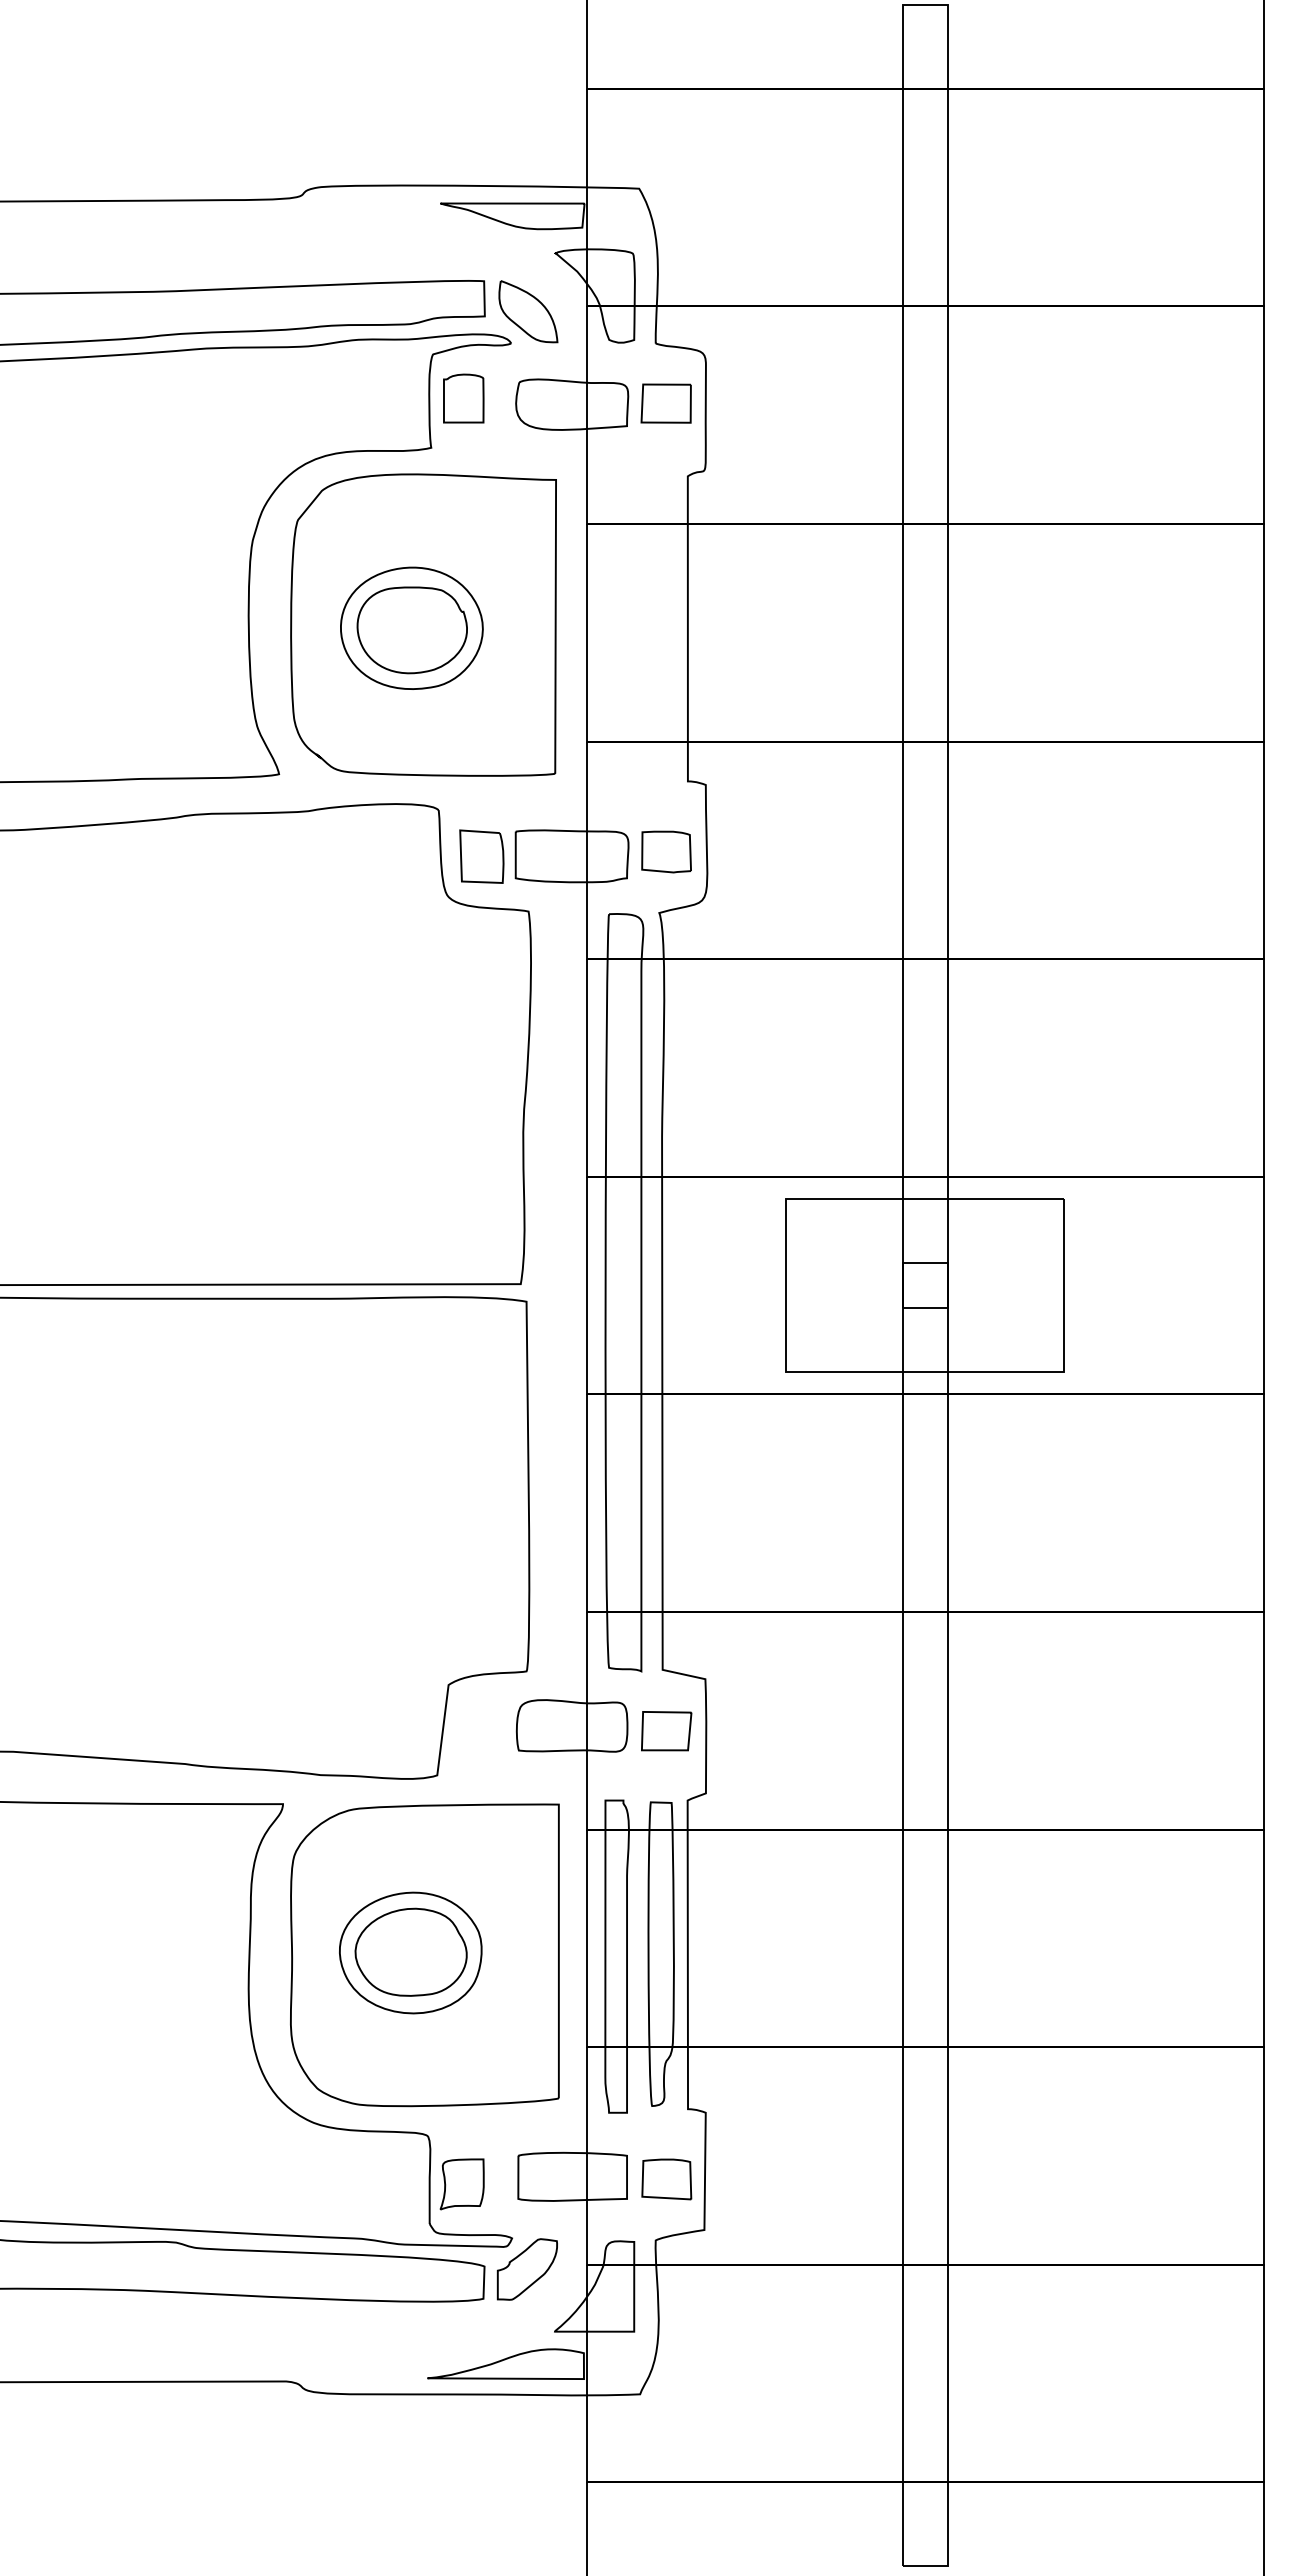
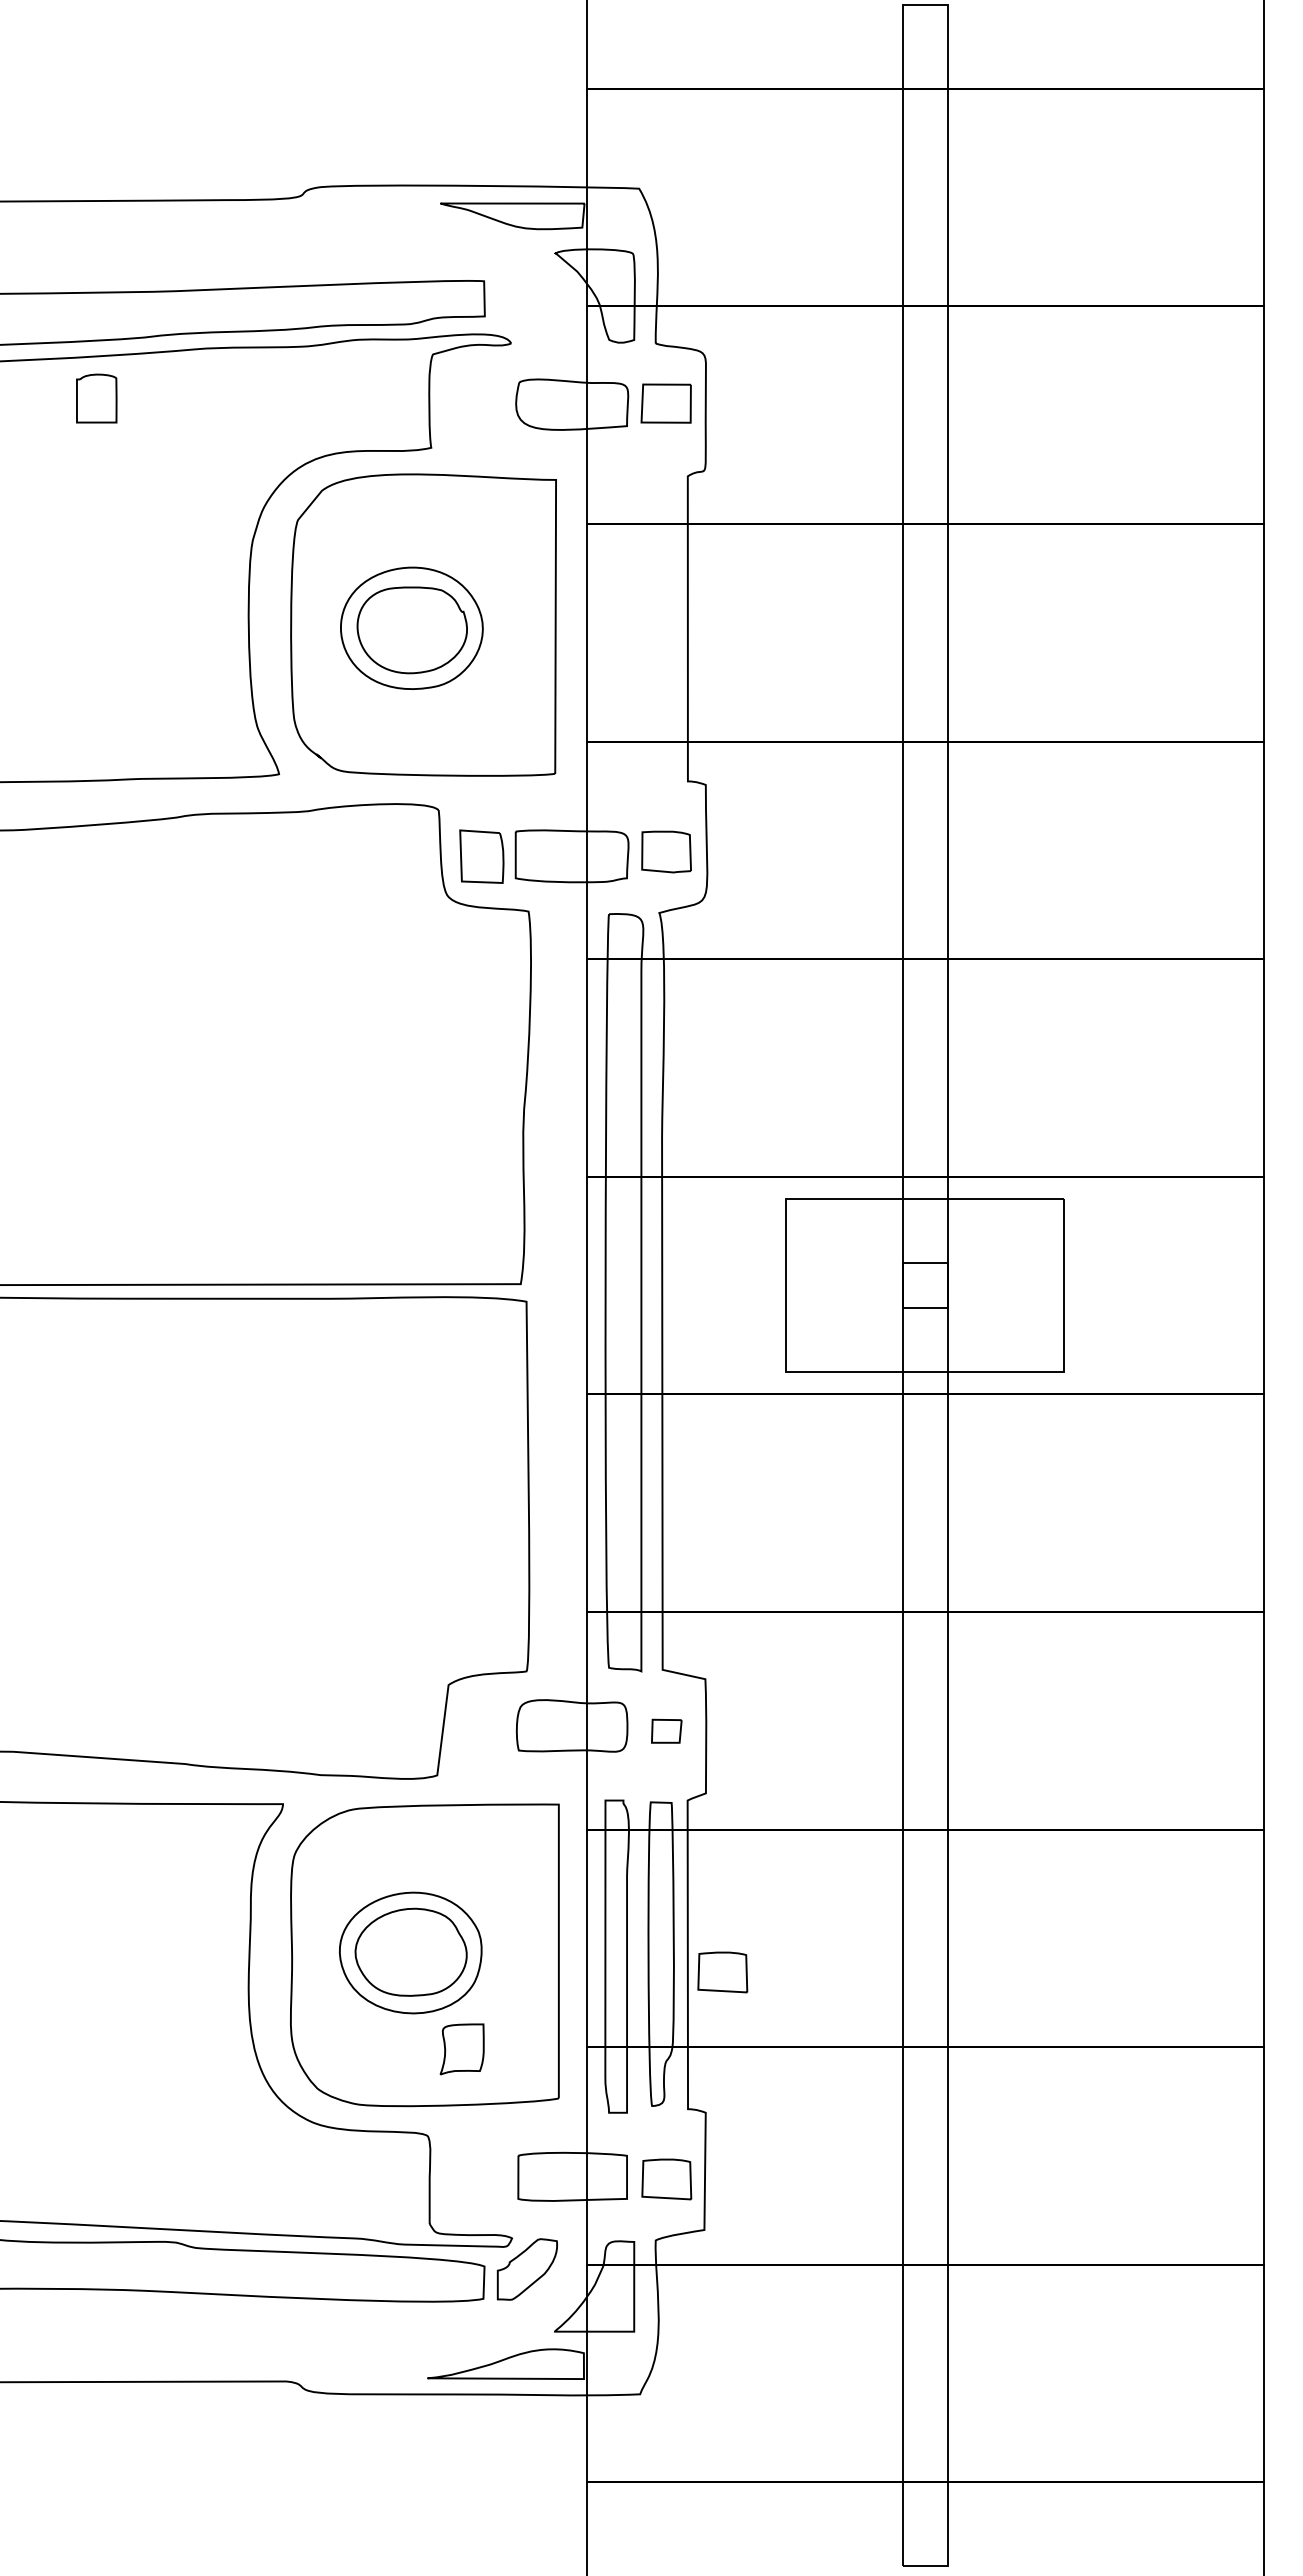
part: present -> none (528, 311)
part position: (463, 398) -> (96, 398) (96, 398)
part size: 52x41 px -> 32x26 px (666, 1730)
part: none -> present (722, 1972)
part position: (461, 2184) -> (461, 2049) (461, 2049)
